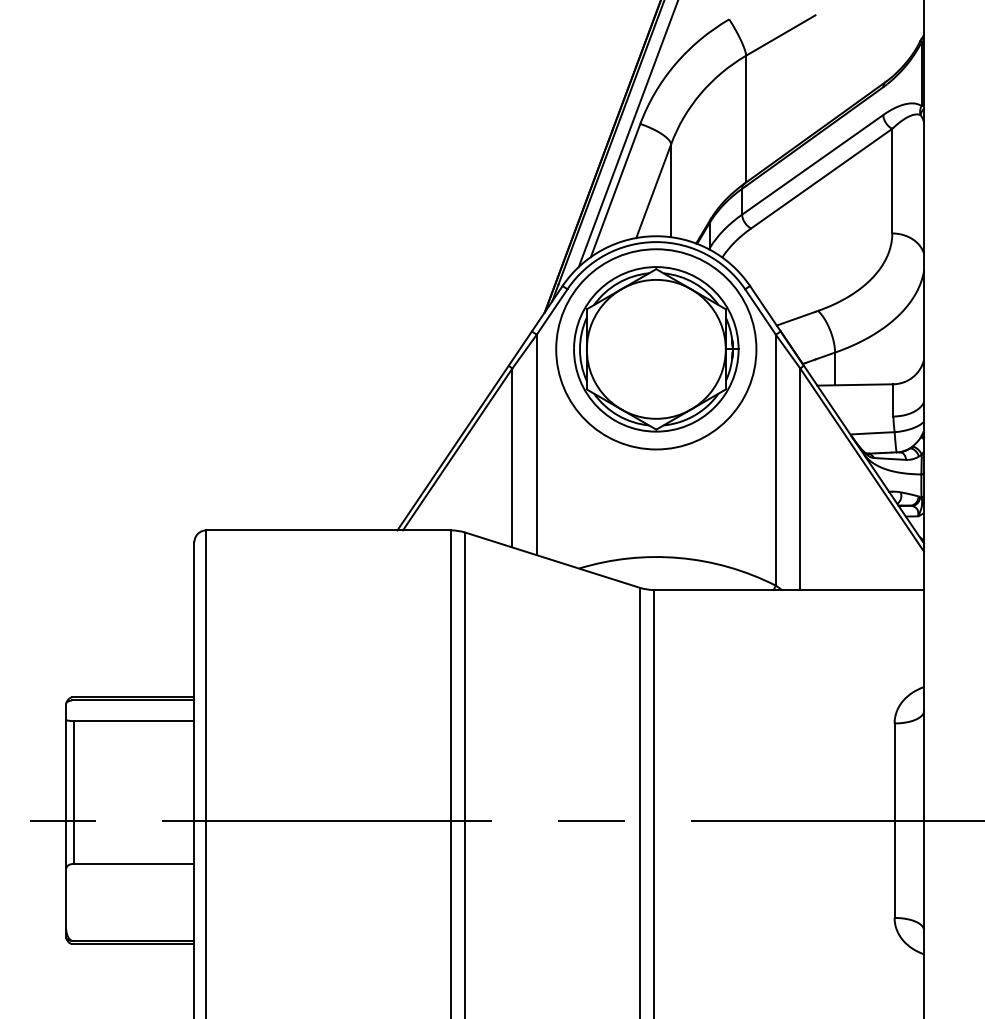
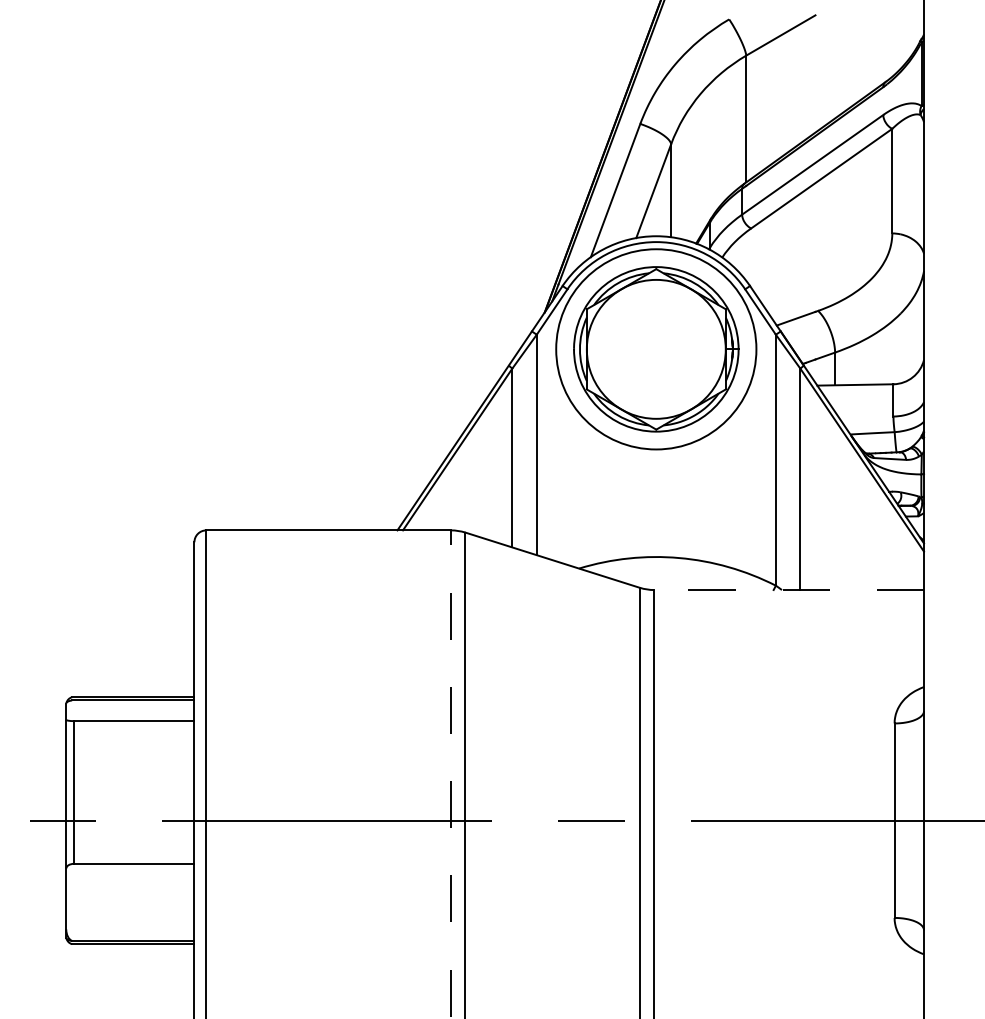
line: present -> none (627, 134)
line: solid -> dashed (789, 590)
line: solid -> dashed (451, 774)
